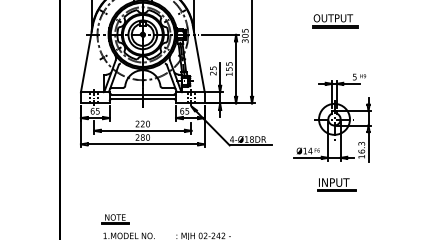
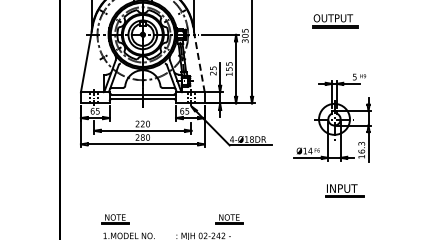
line: solid -> dashed (198, 59)
part position: (336, 184) -> (344, 190) (344, 190)
part: none -> present (229, 219)
